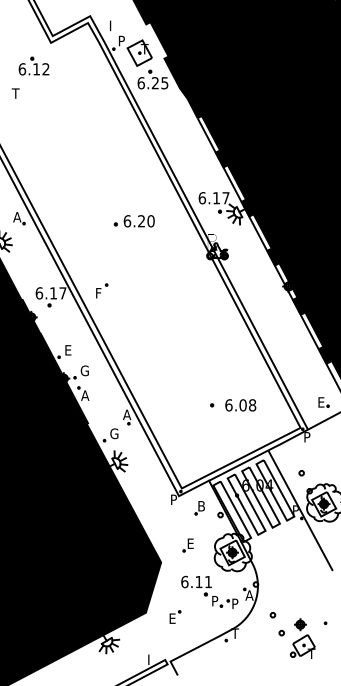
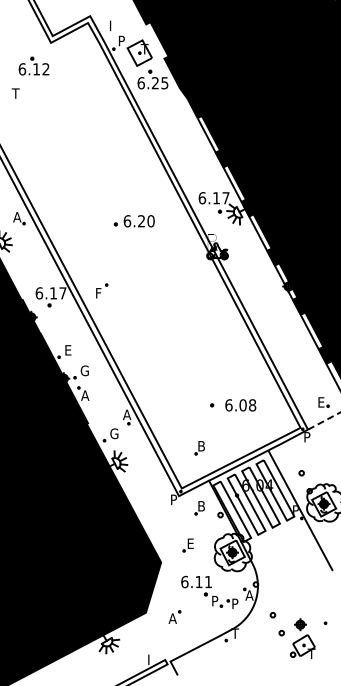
line: solid -> dashed (324, 420)
part: none -> present (199, 448)
text: E -> A (172, 618)
